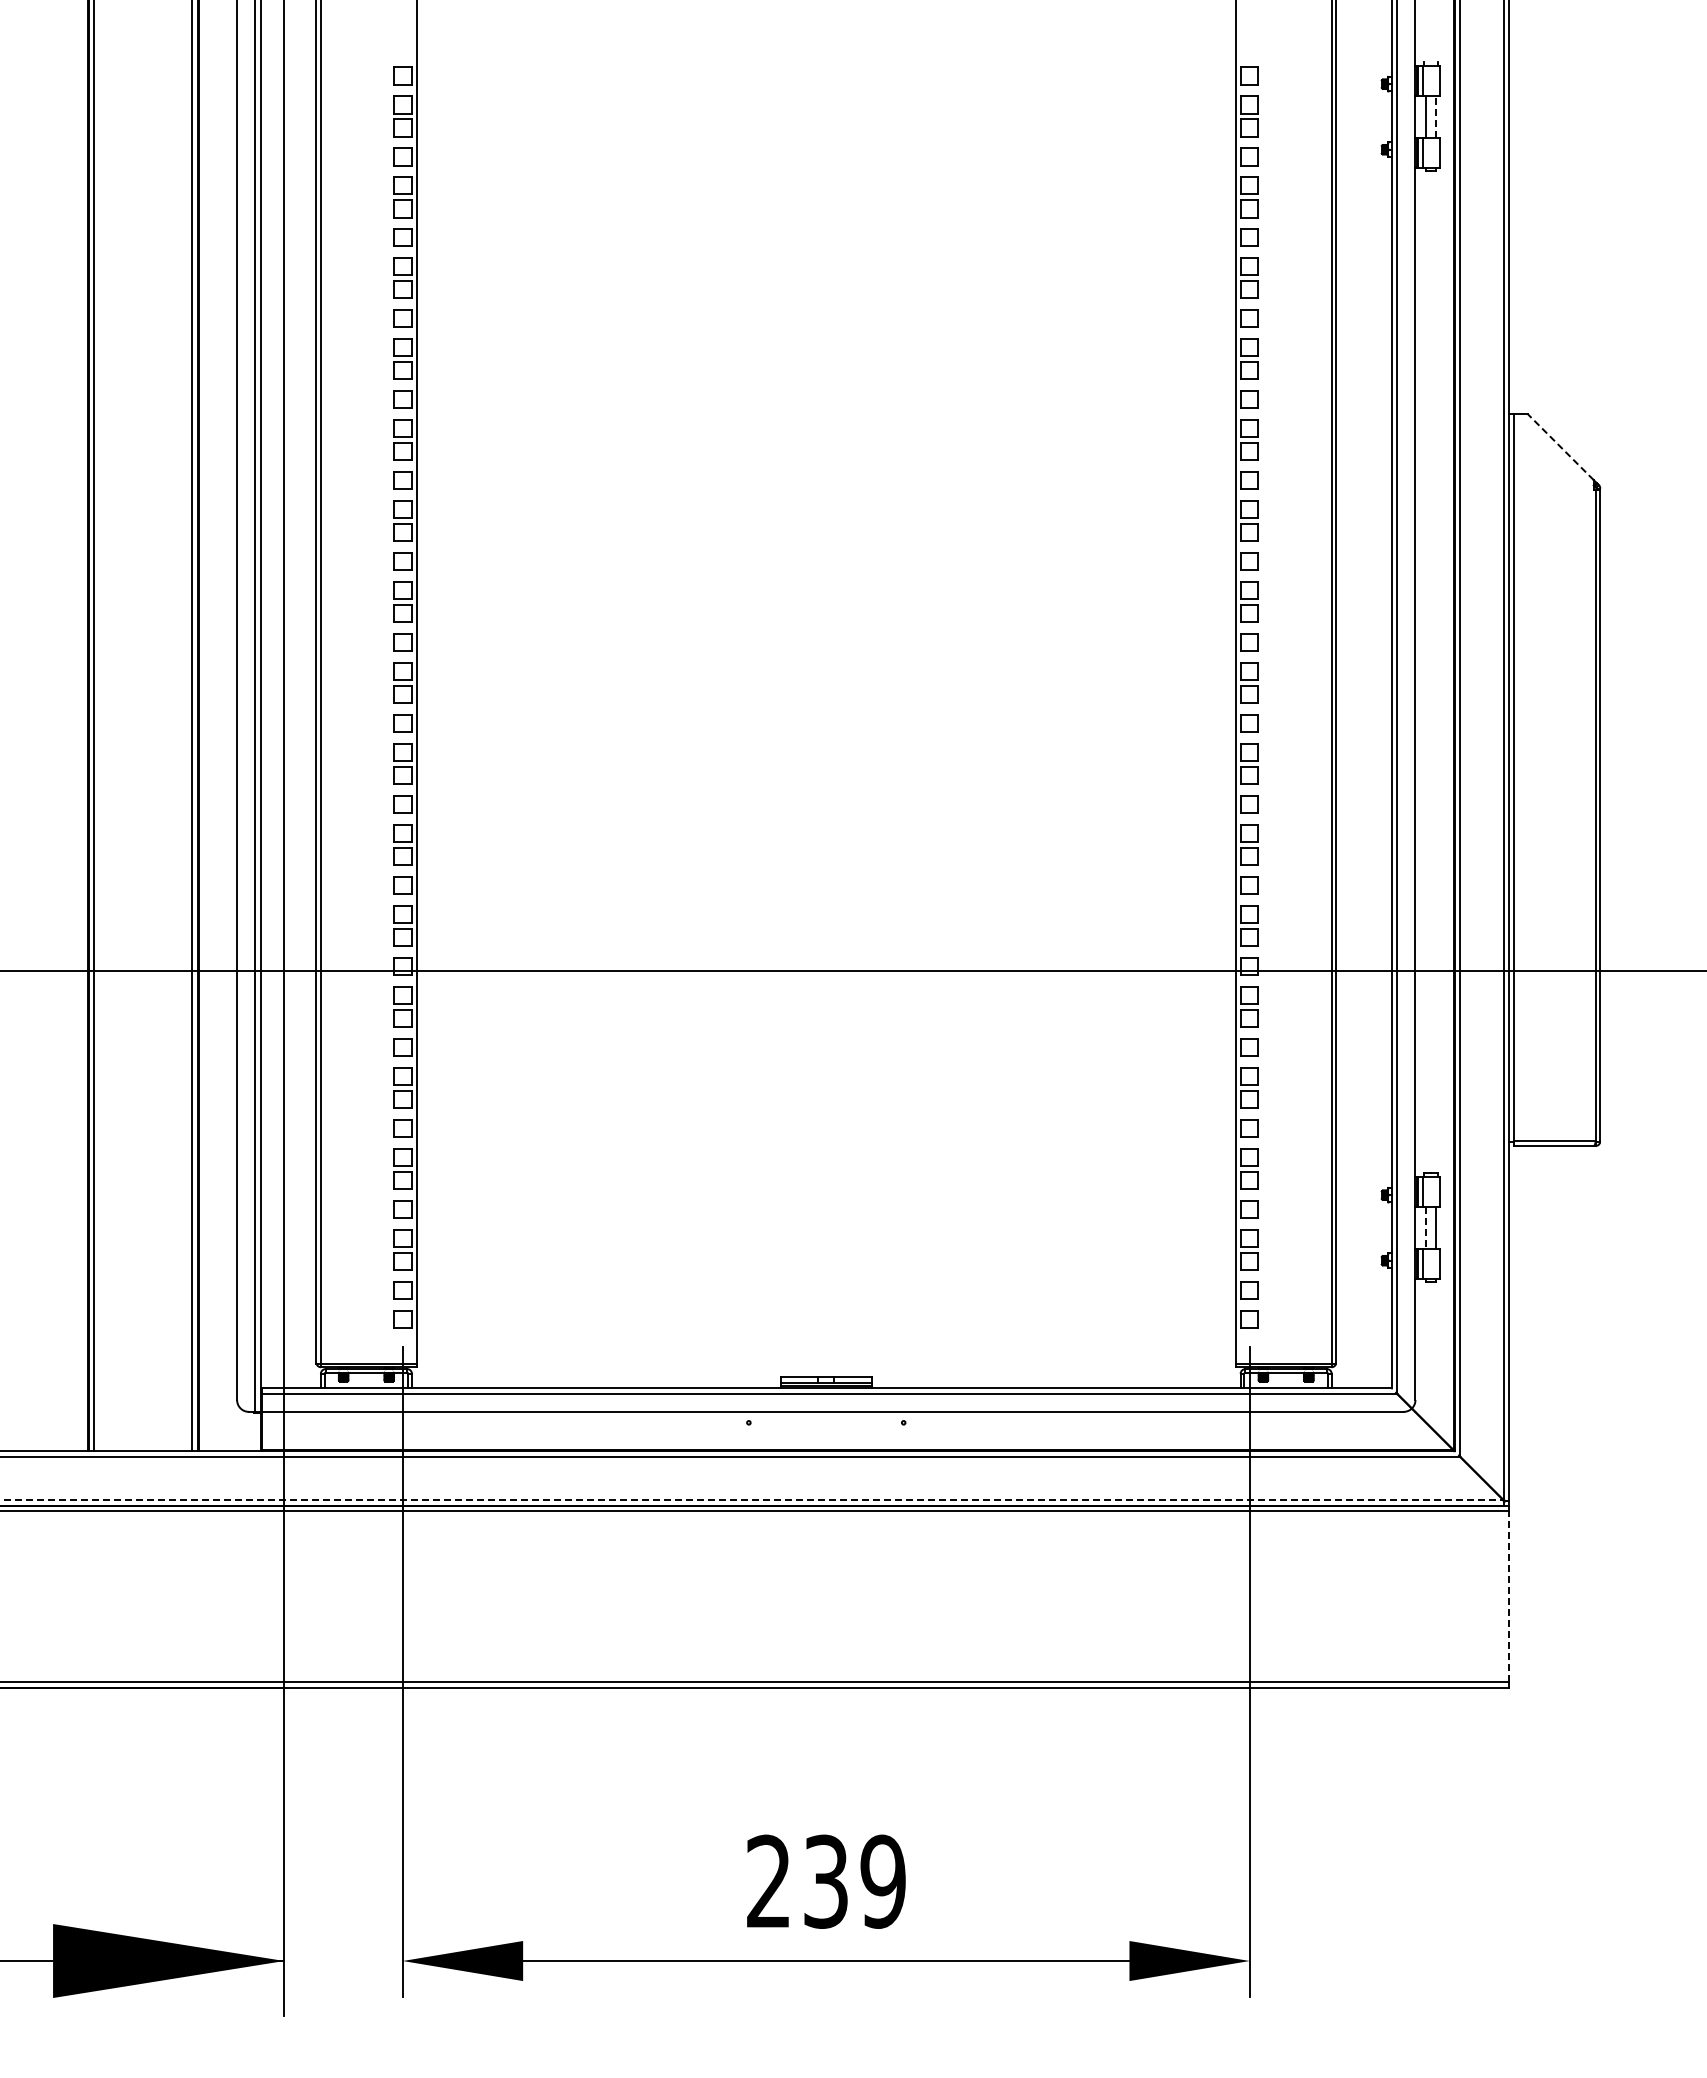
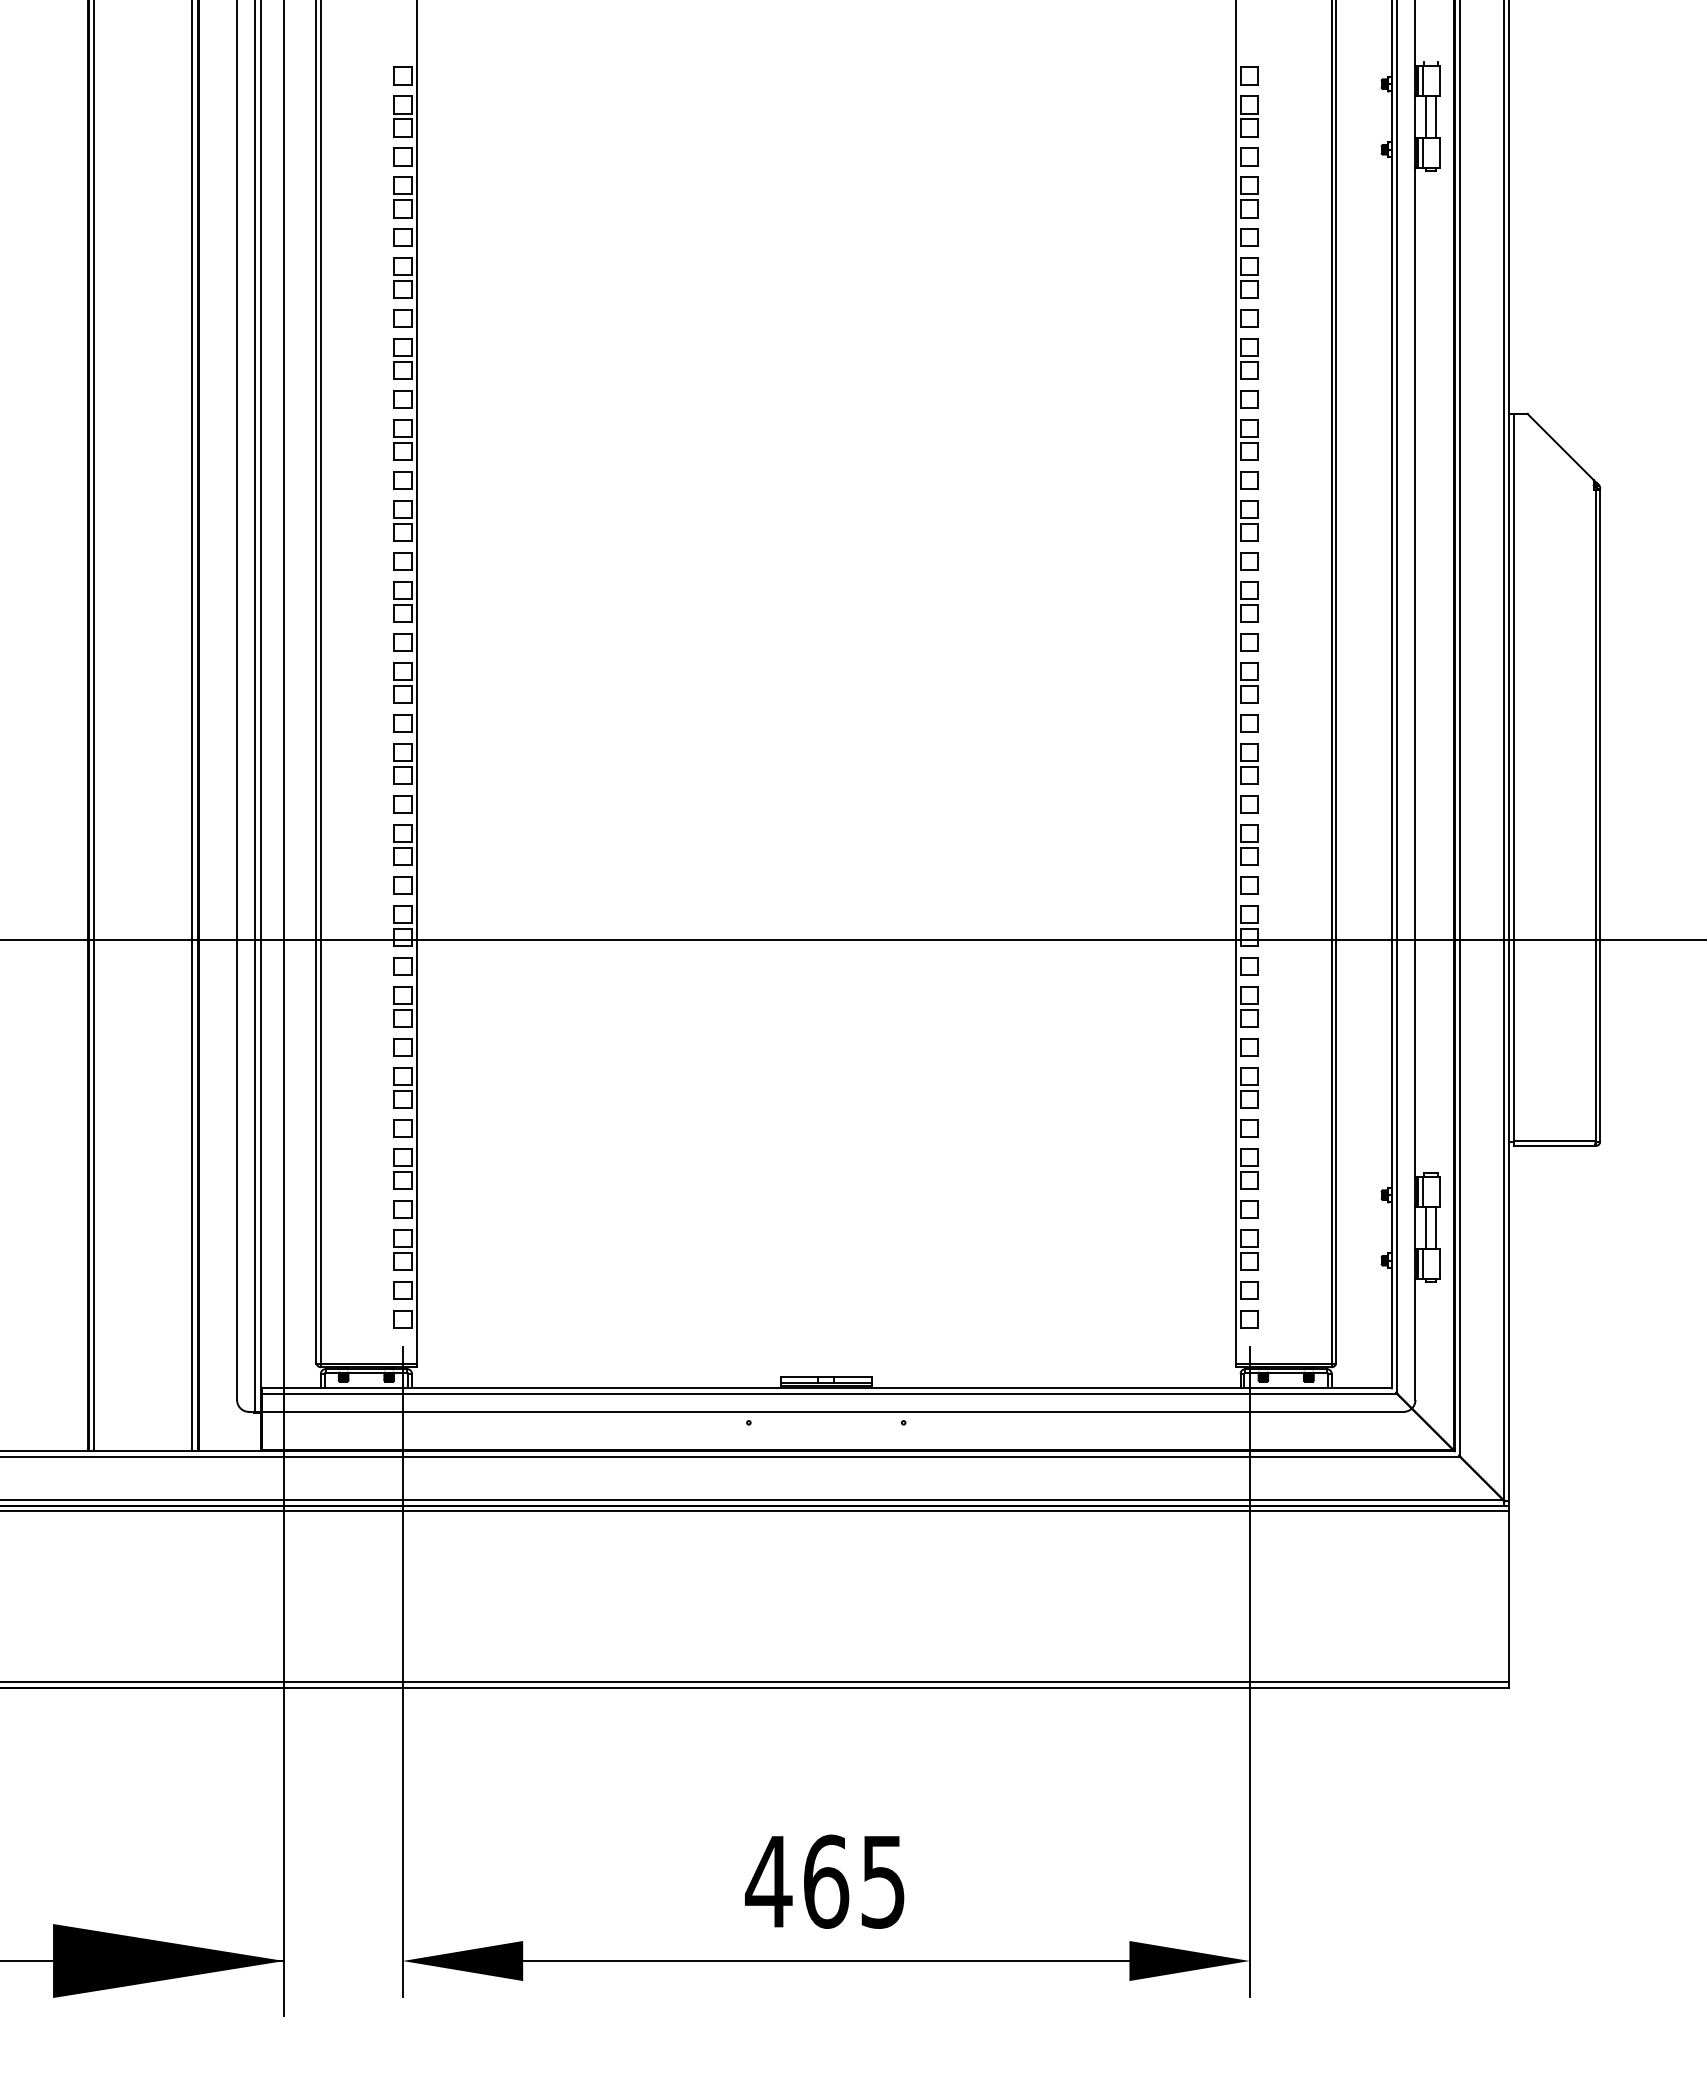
line: dashed -> solid (1436, 116)
line: dashed -> solid (1560, 446)
line position: (852, 970) -> (852, 939) (852, 939)
line: dashed -> solid (1425, 1227)
line: dashed -> solid (752, 1500)
line: dashed -> solid (1509, 1596)
text: 239 -> 465 (825, 1881)
